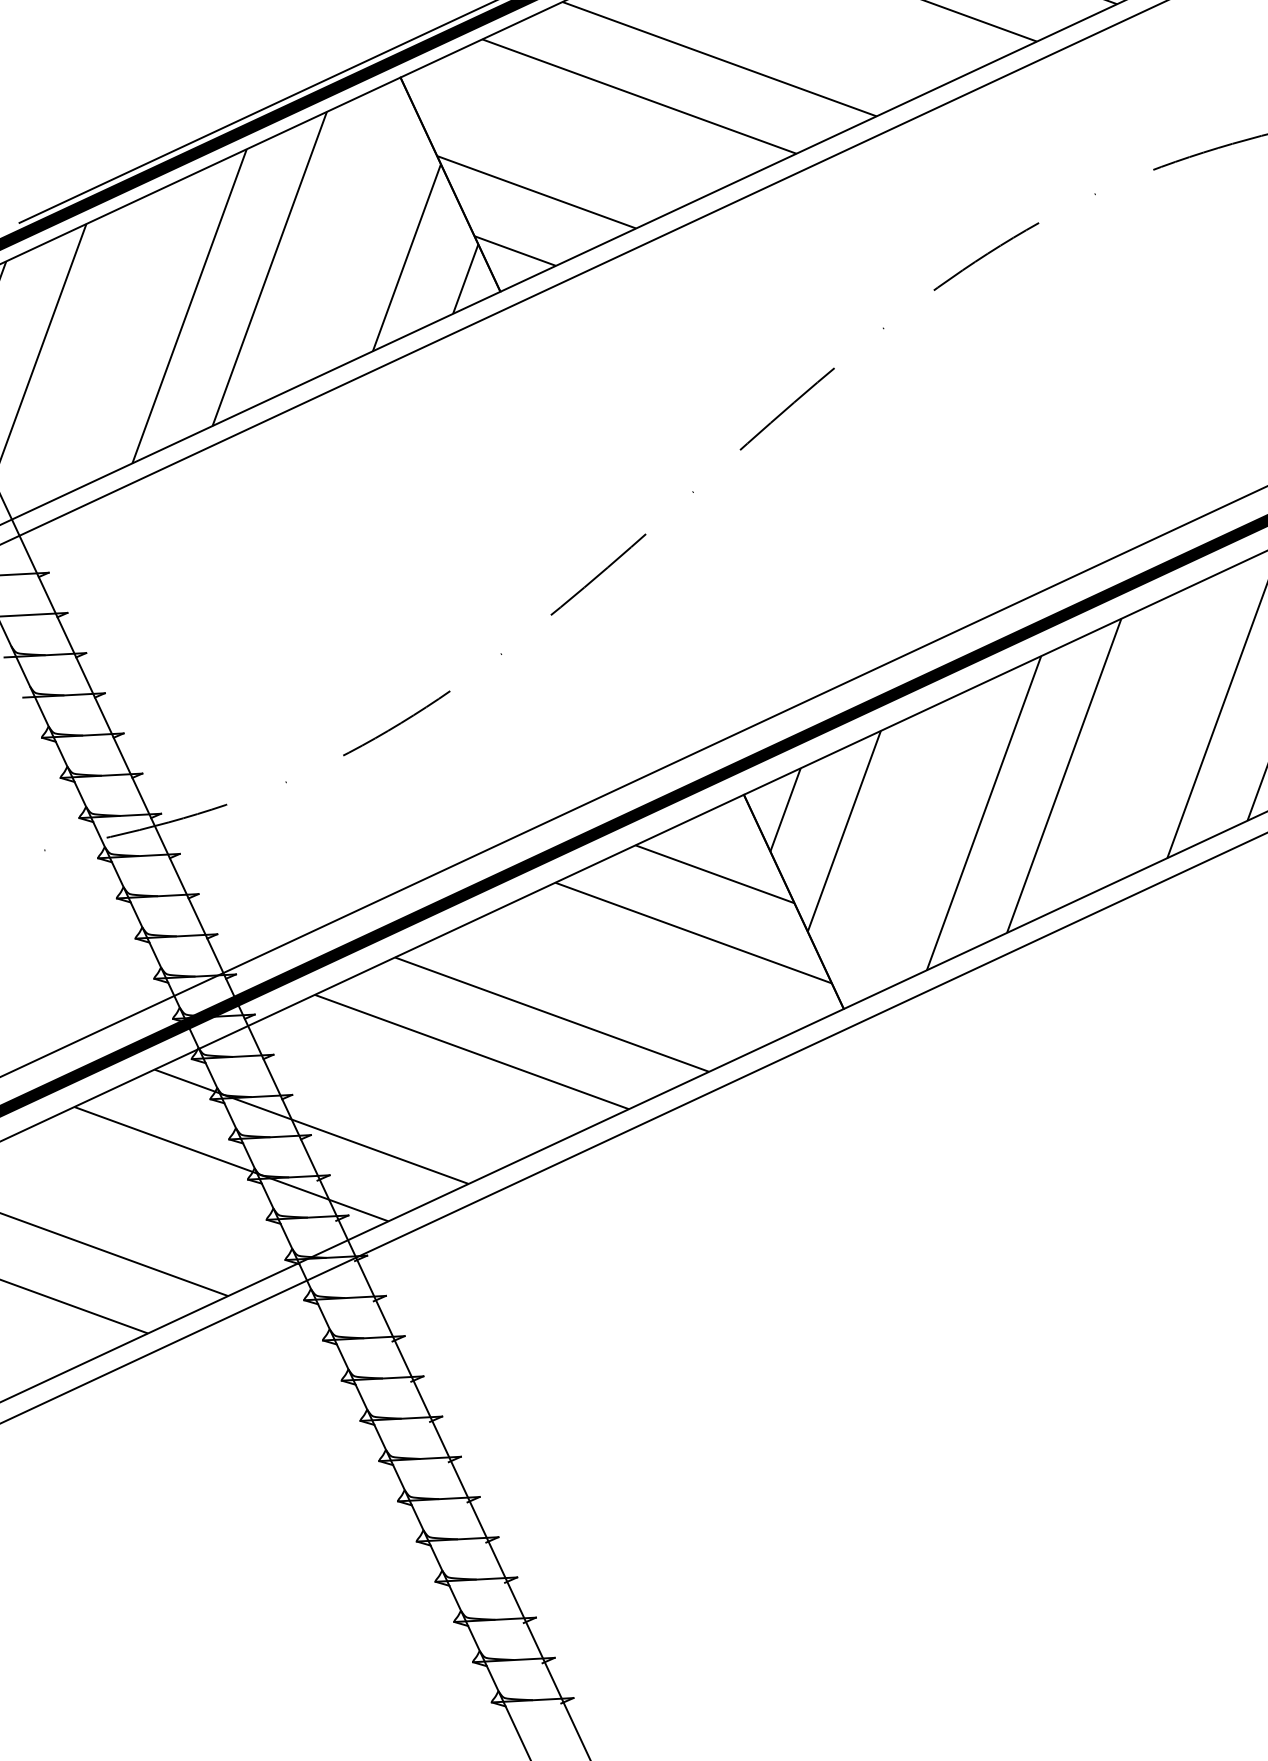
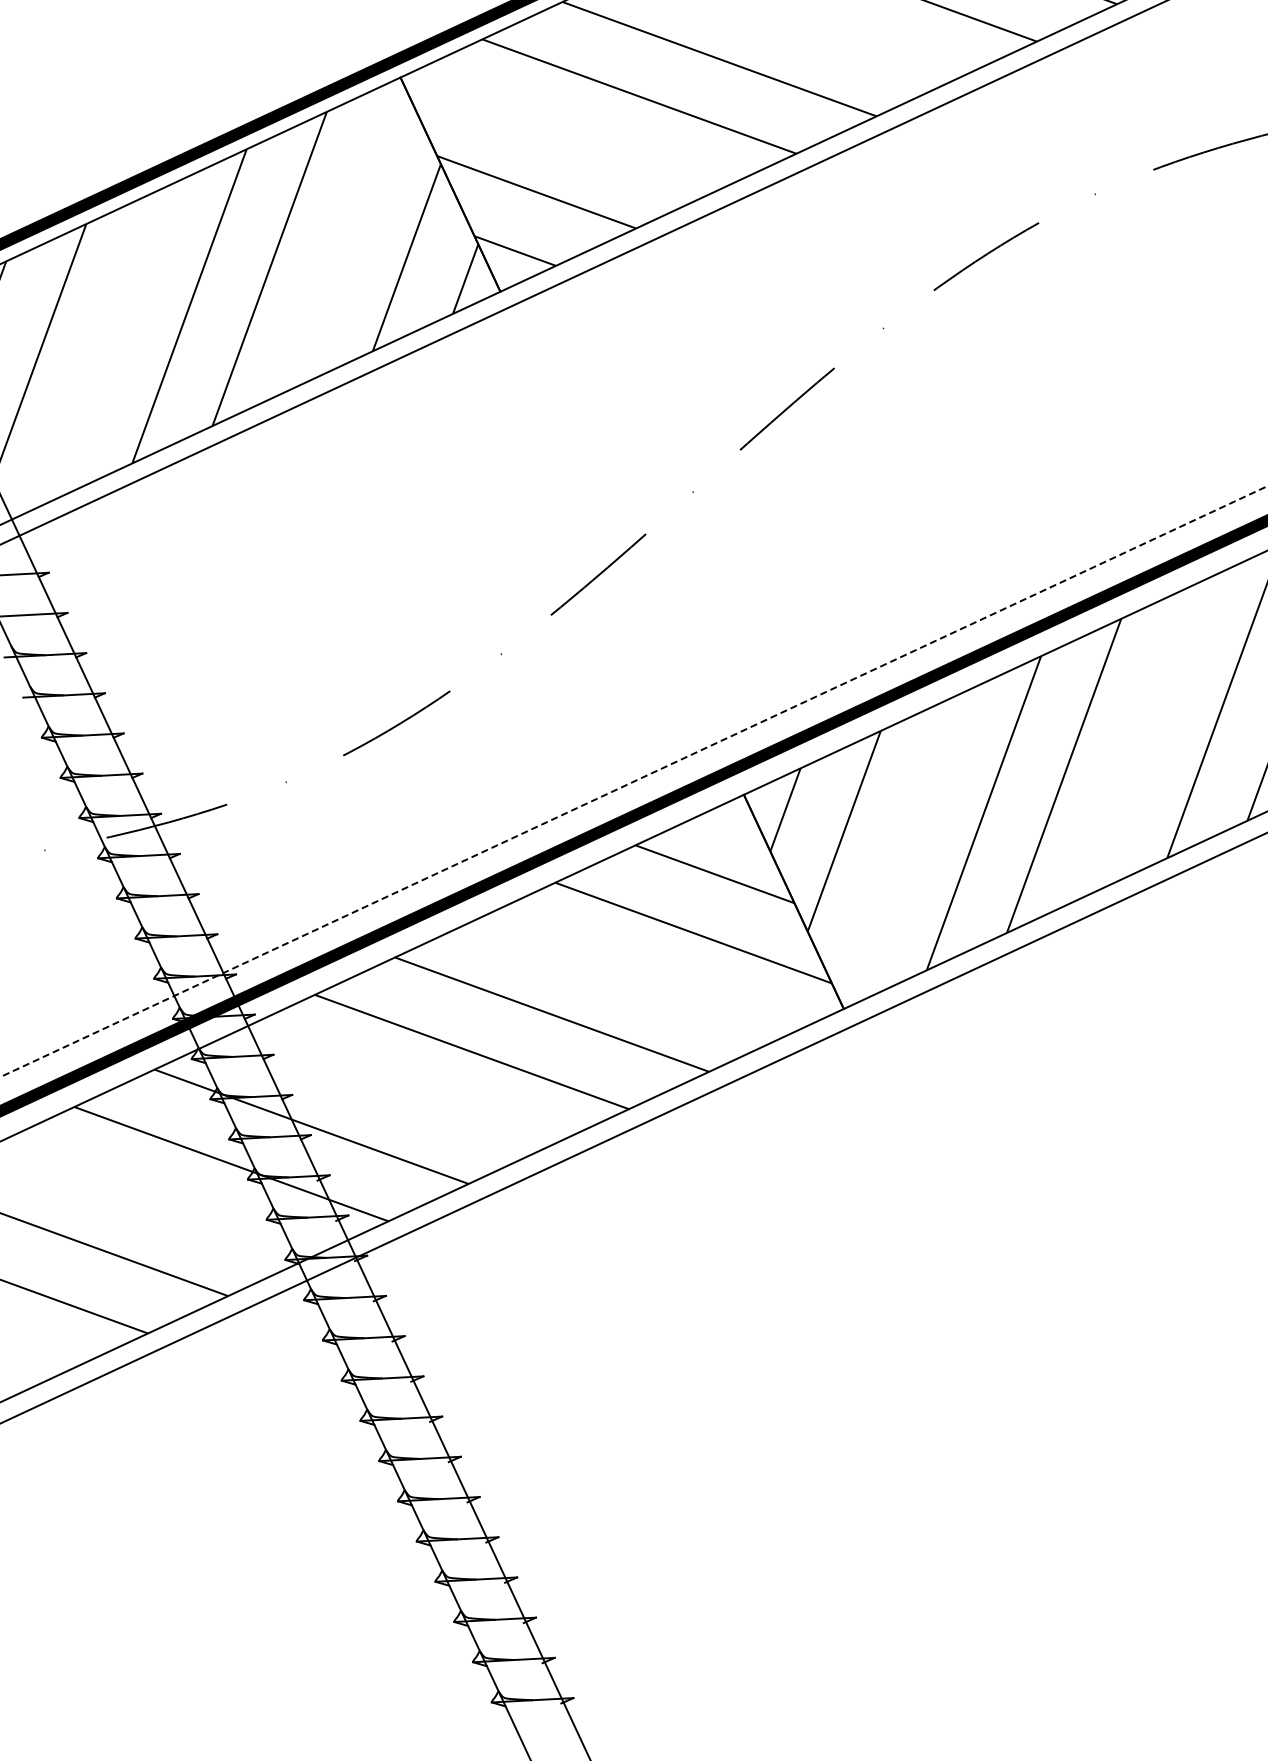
line: present -> none (255, 112)
line: solid -> dashed (633, 781)
